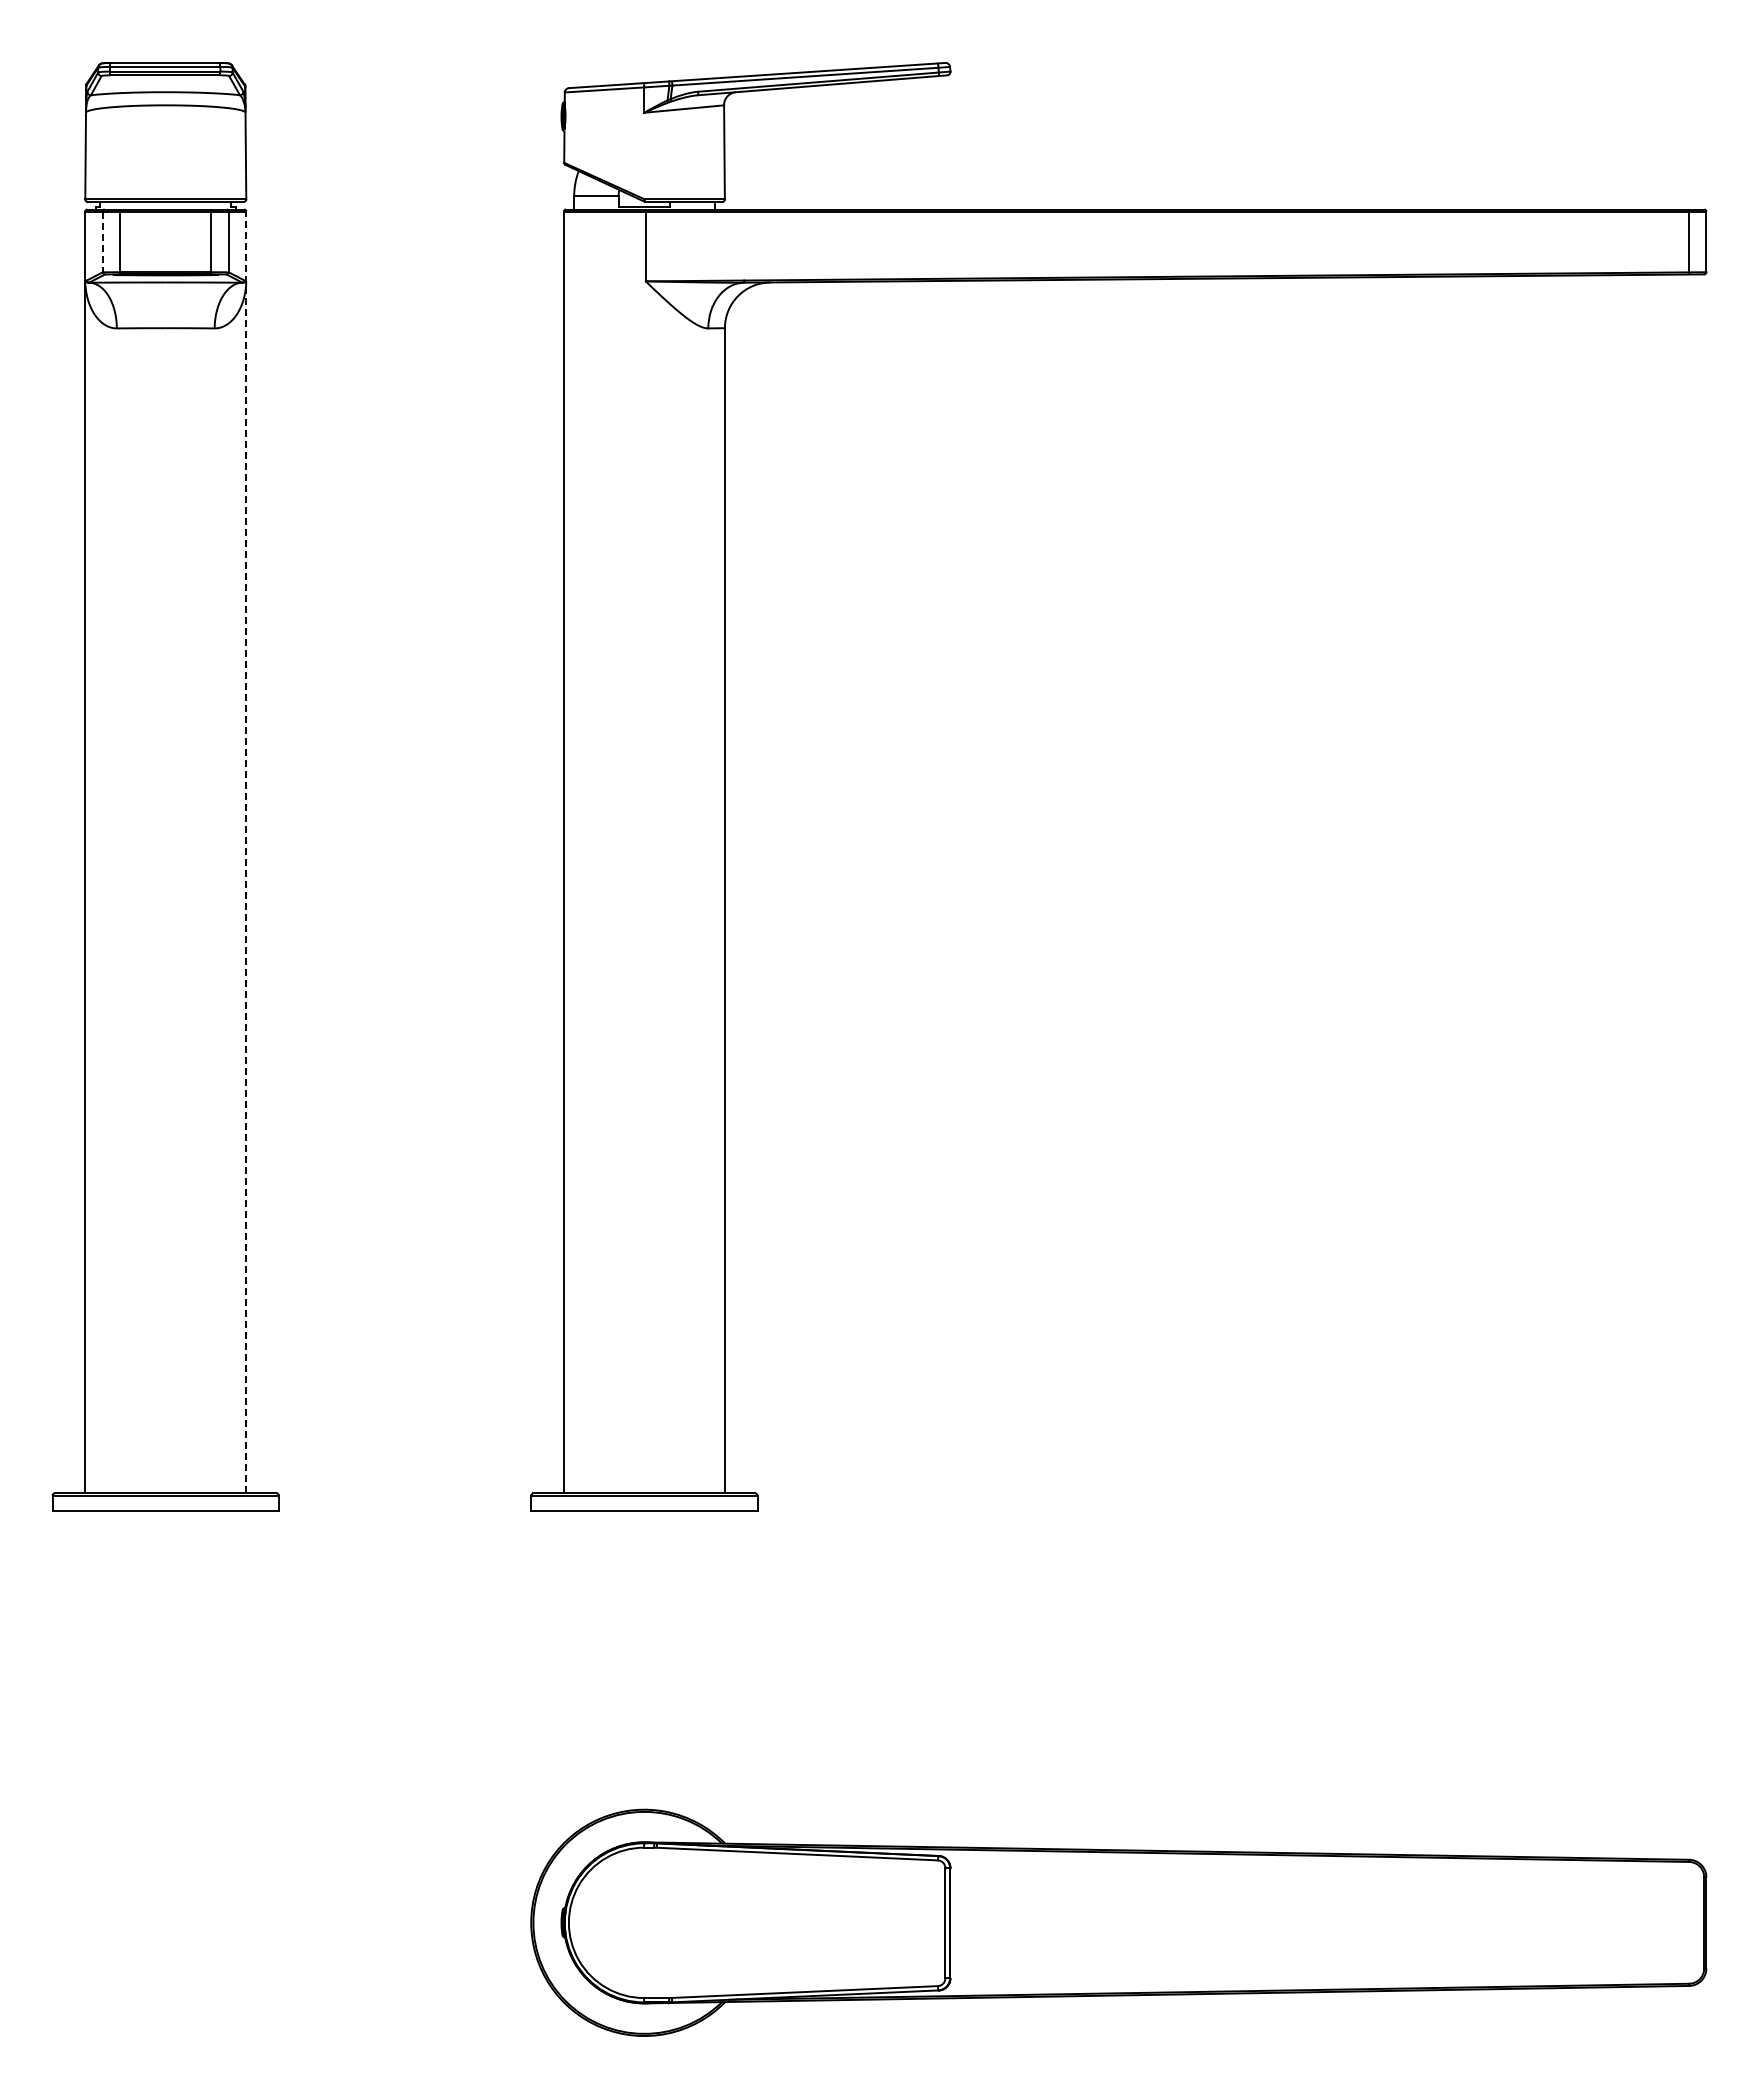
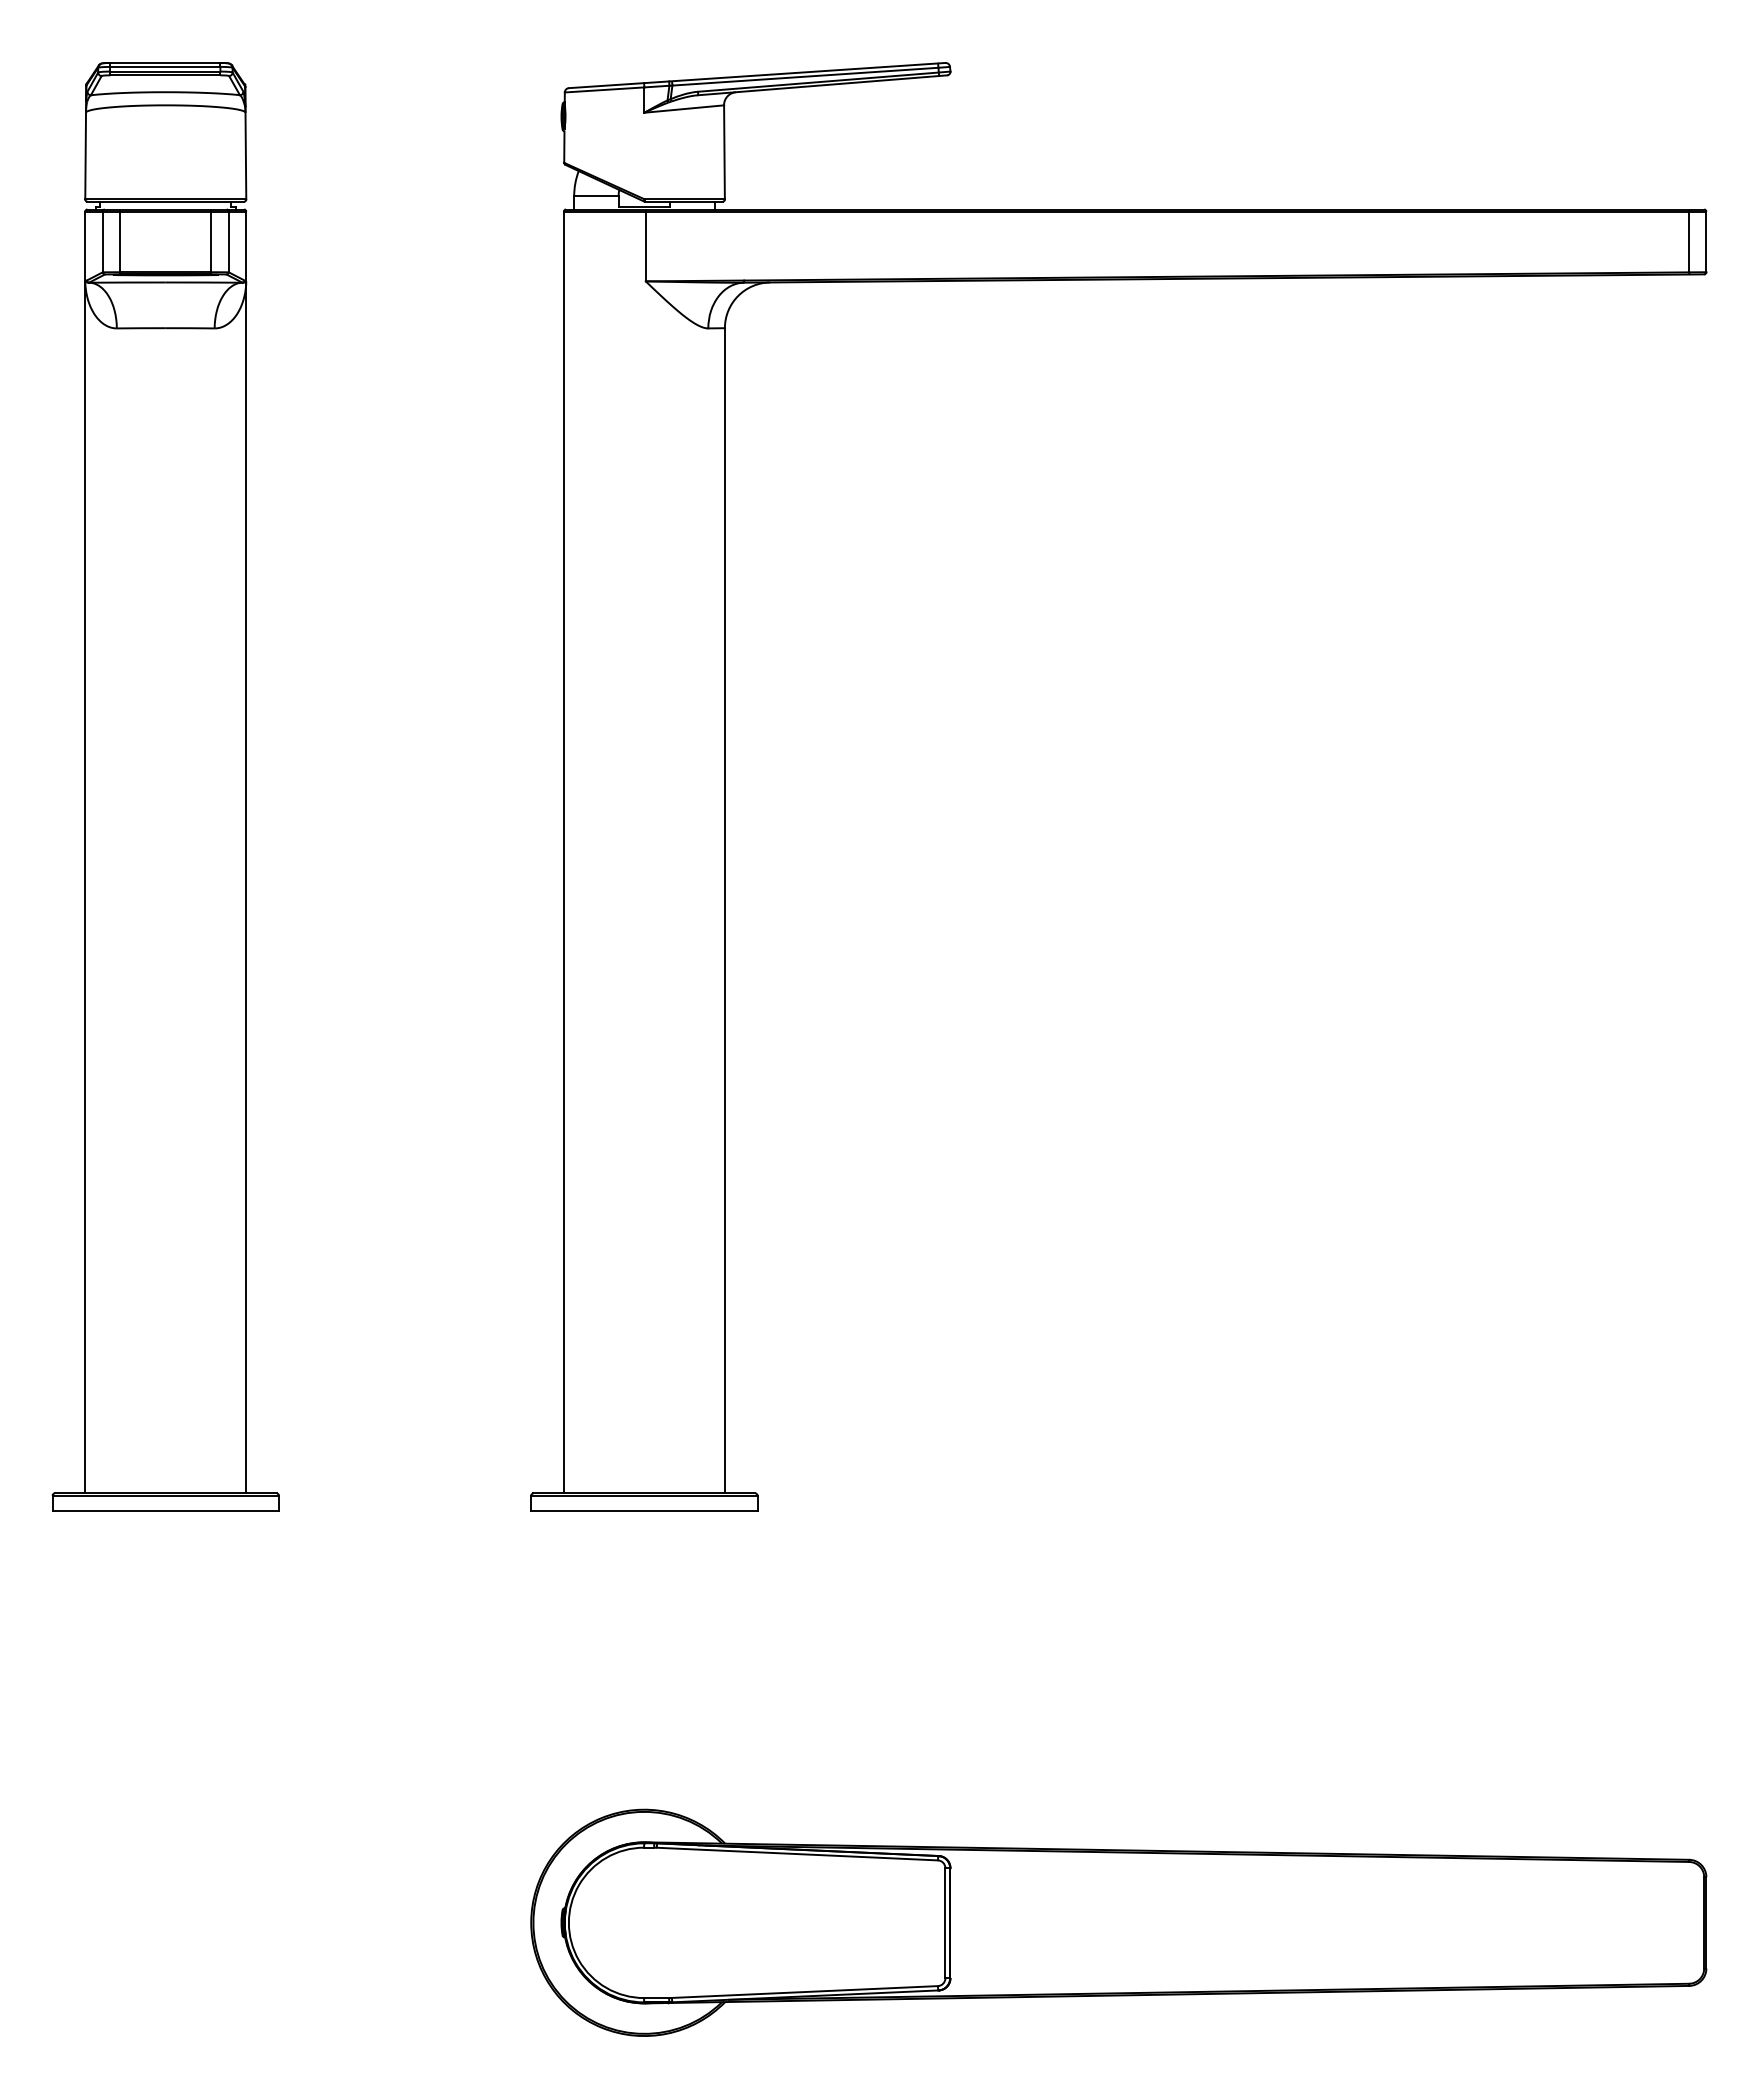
line: dashed -> solid (102, 242)
line: dashed -> solid (246, 852)
